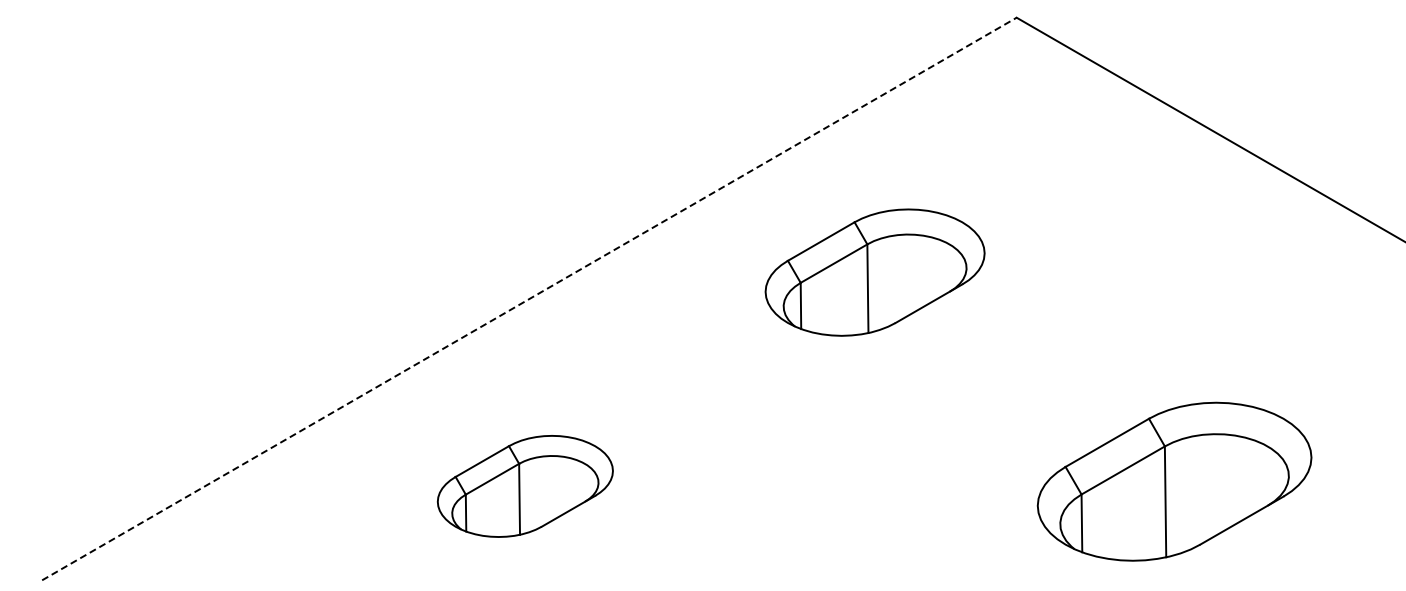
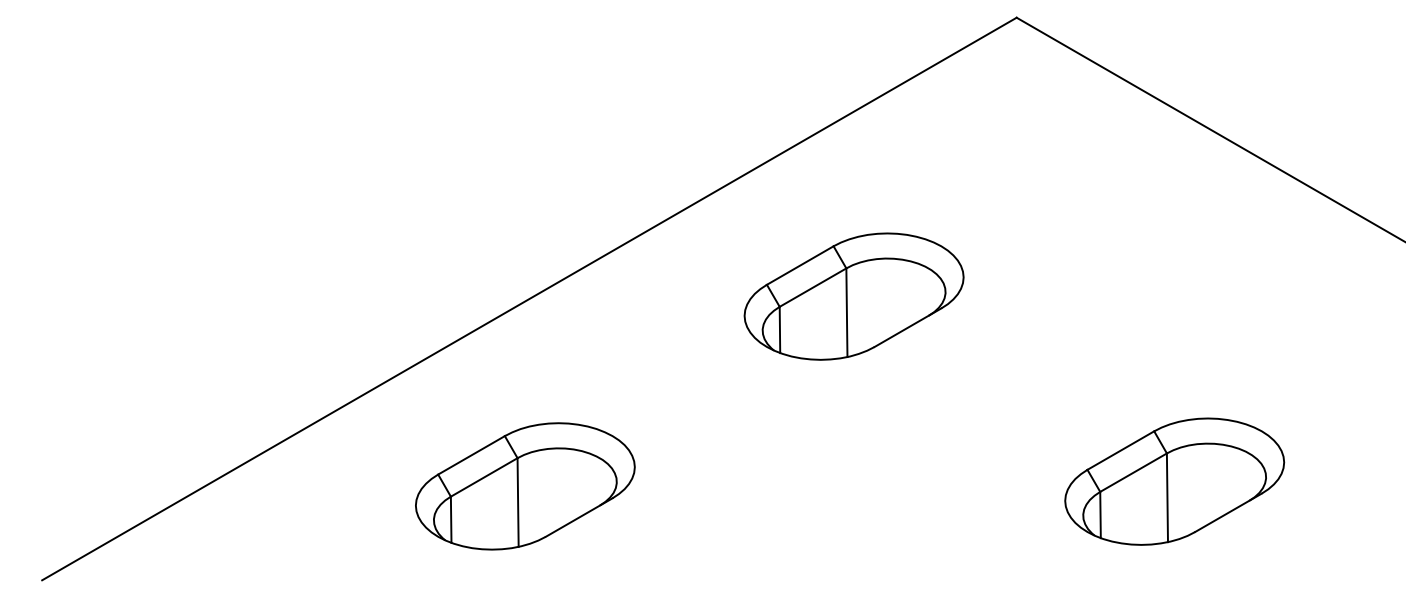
part position: (874, 272) -> (853, 296) (853, 296)
line: dashed -> solid (529, 299)
part size: 277x161 px -> 222x129 px (1174, 481)
part size: 178x103 px -> 221x129 px (525, 486)
